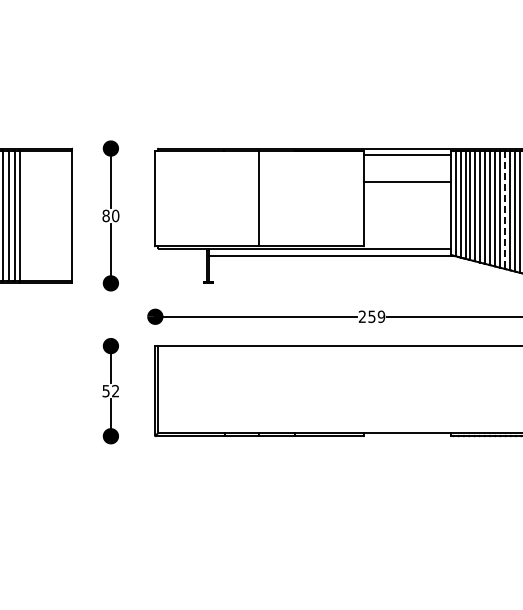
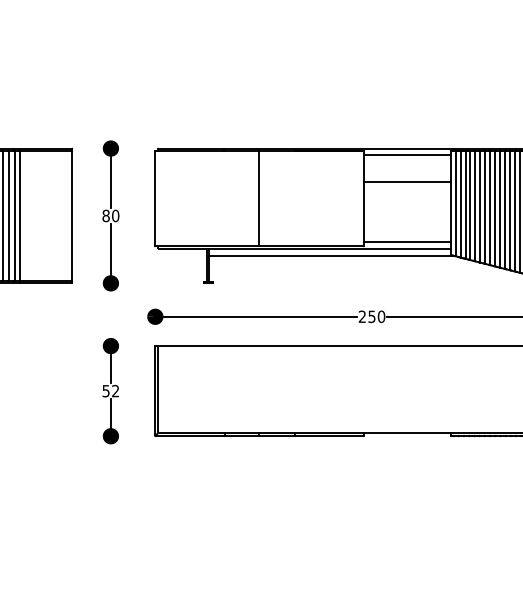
line: dashed -> solid (504, 210)
line: none -> present (406, 242)
text: 259 -> 250 (381, 316)
